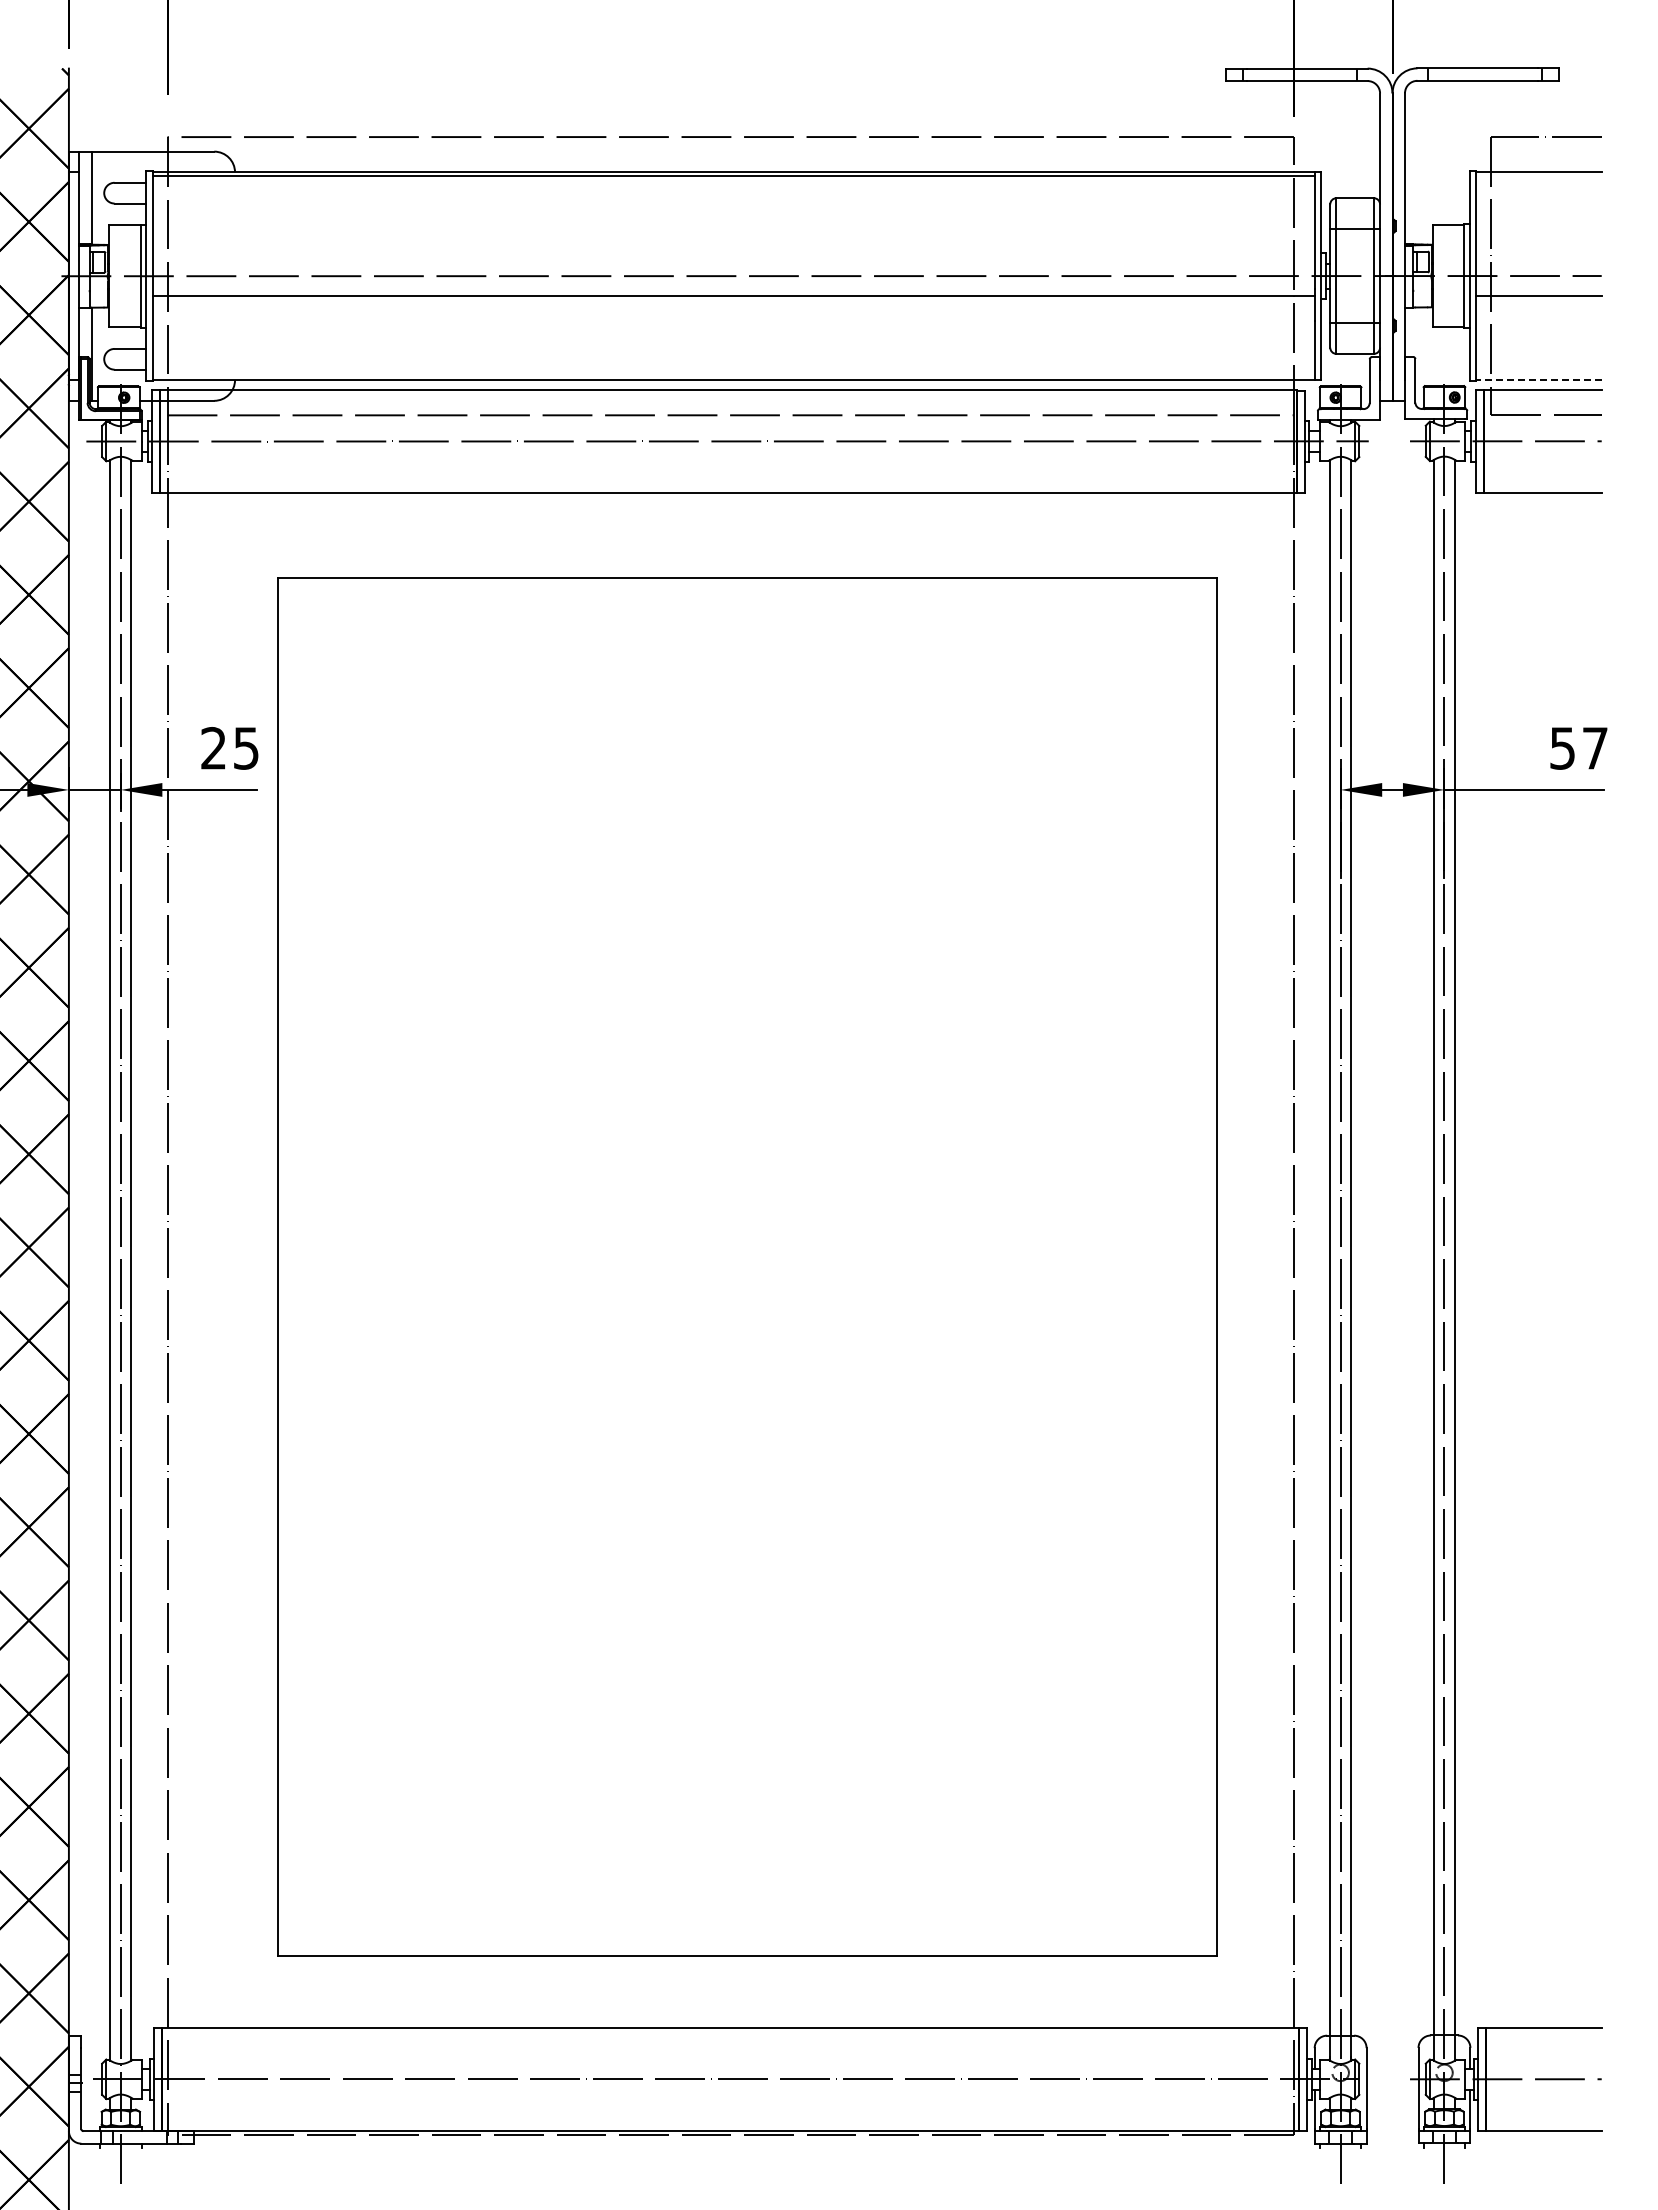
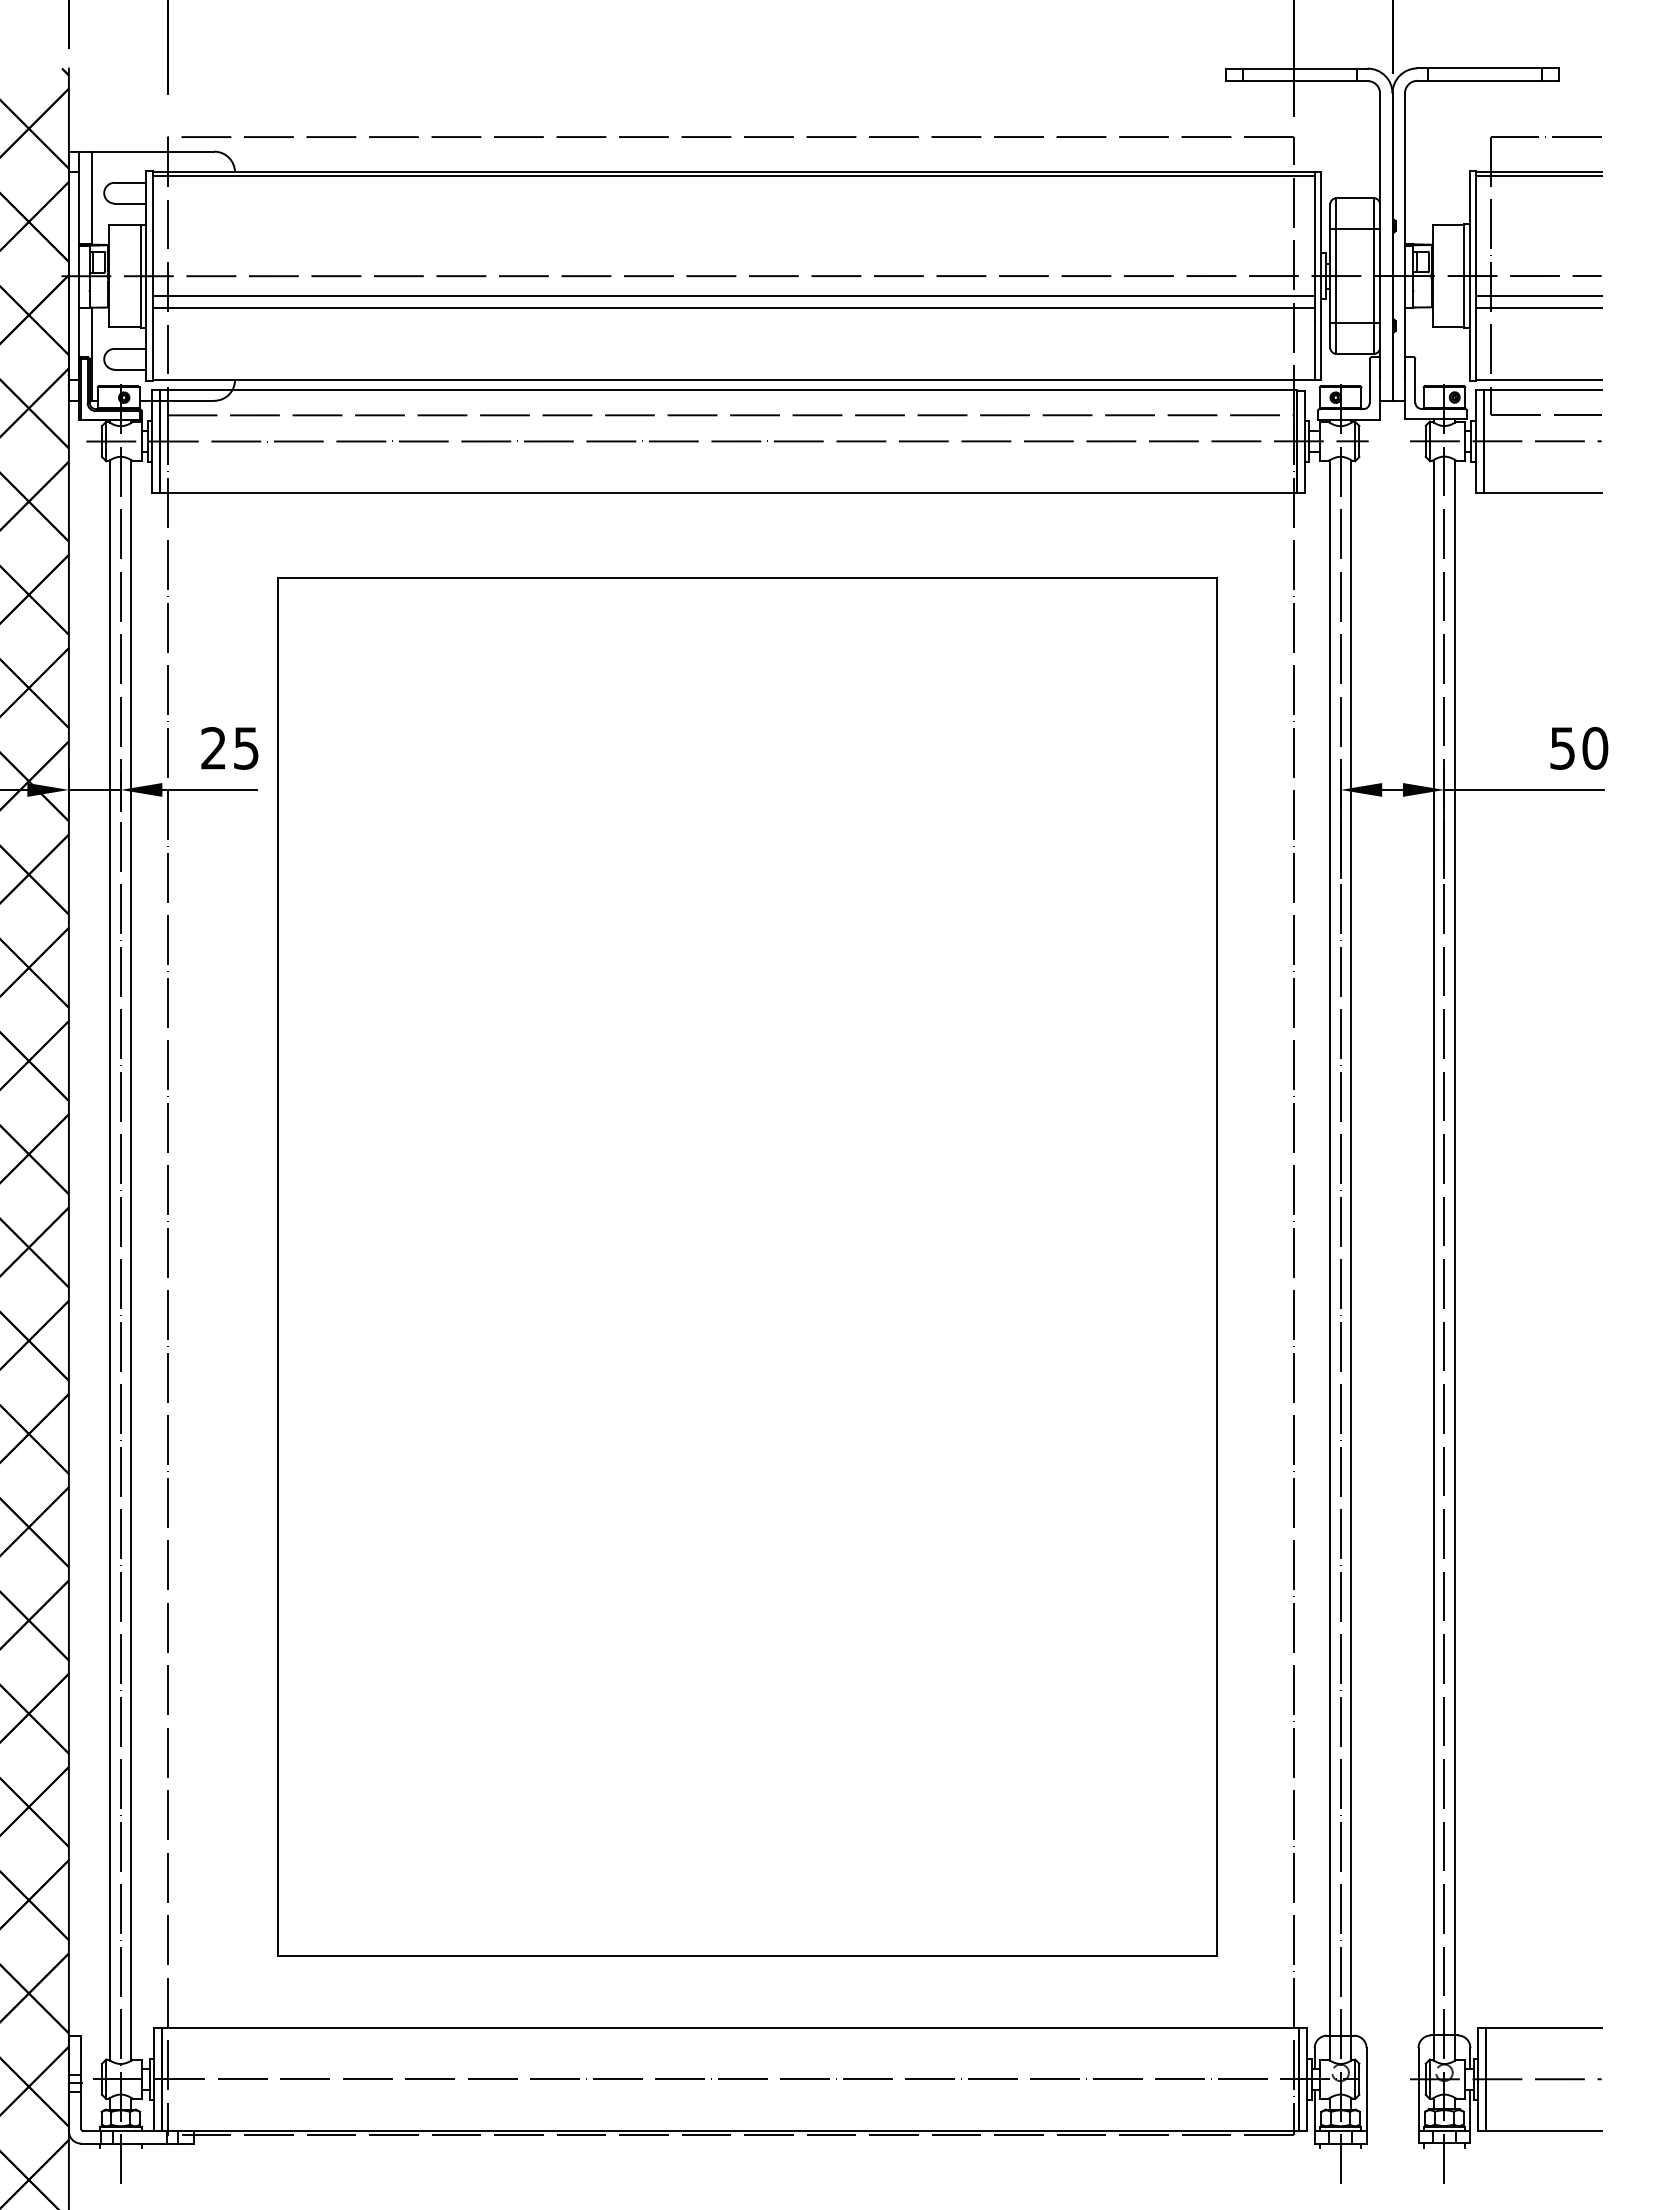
line: none -> present (1538, 176)
line: none -> present (1538, 307)
line: none -> present (733, 308)
line: dashed -> solid (1539, 379)
text: 57 -> 50 (1595, 747)
